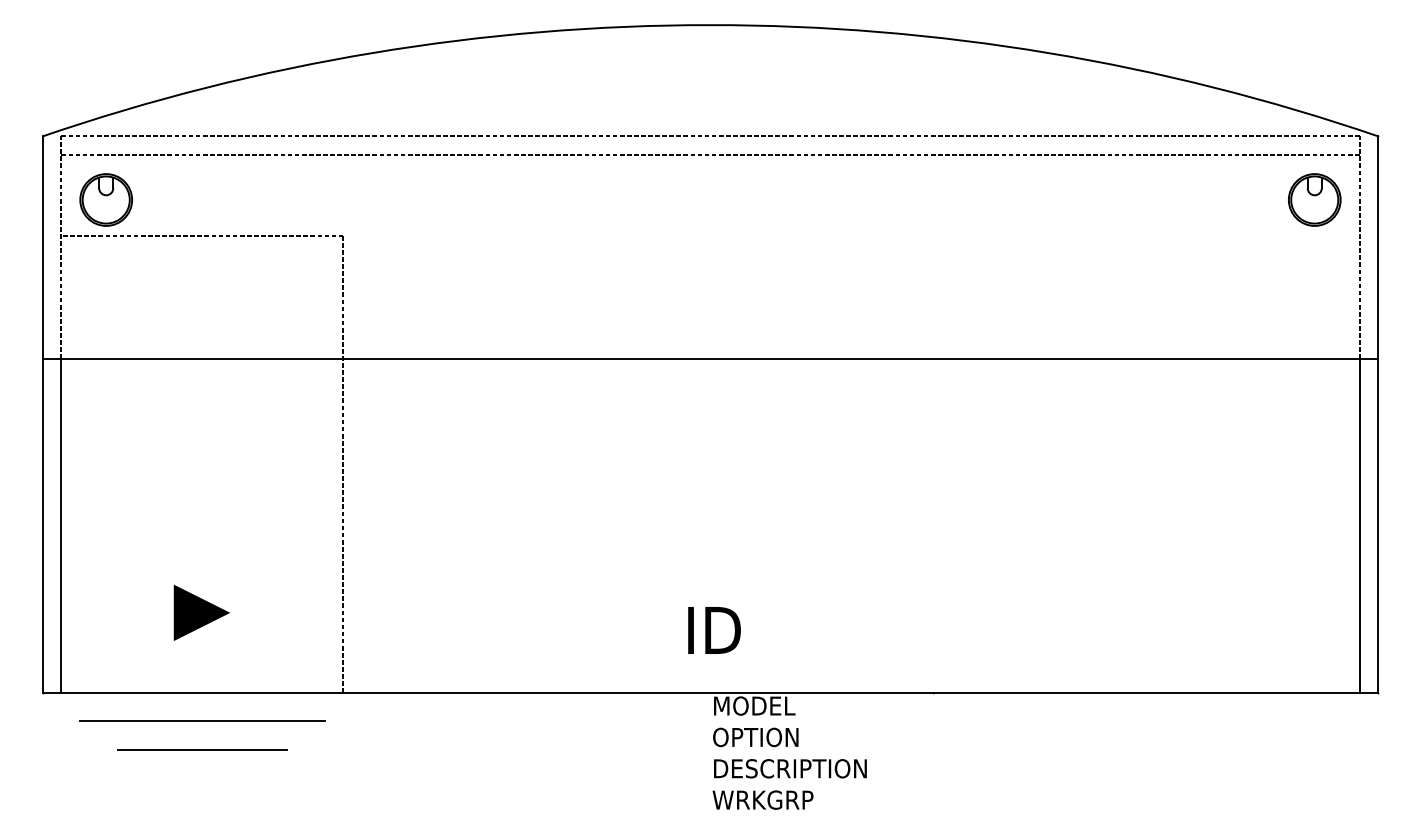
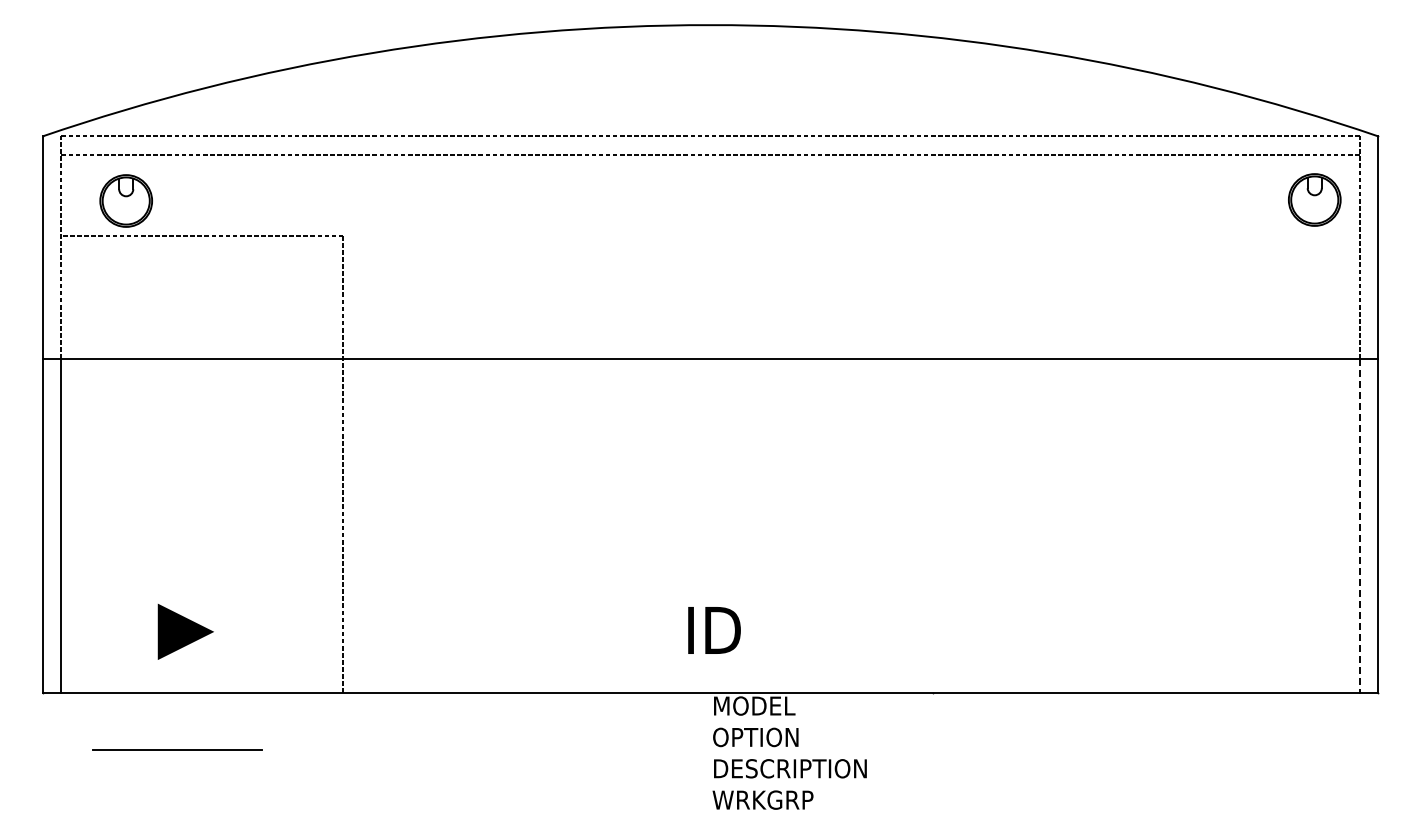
part position: (105, 199) -> (125, 200) (125, 200)
line: solid -> dashed (1359, 526)
line position: (201, 612) -> (185, 631) (185, 631)
line: present -> none (201, 721)
line position: (202, 749) -> (177, 749) (177, 749)
